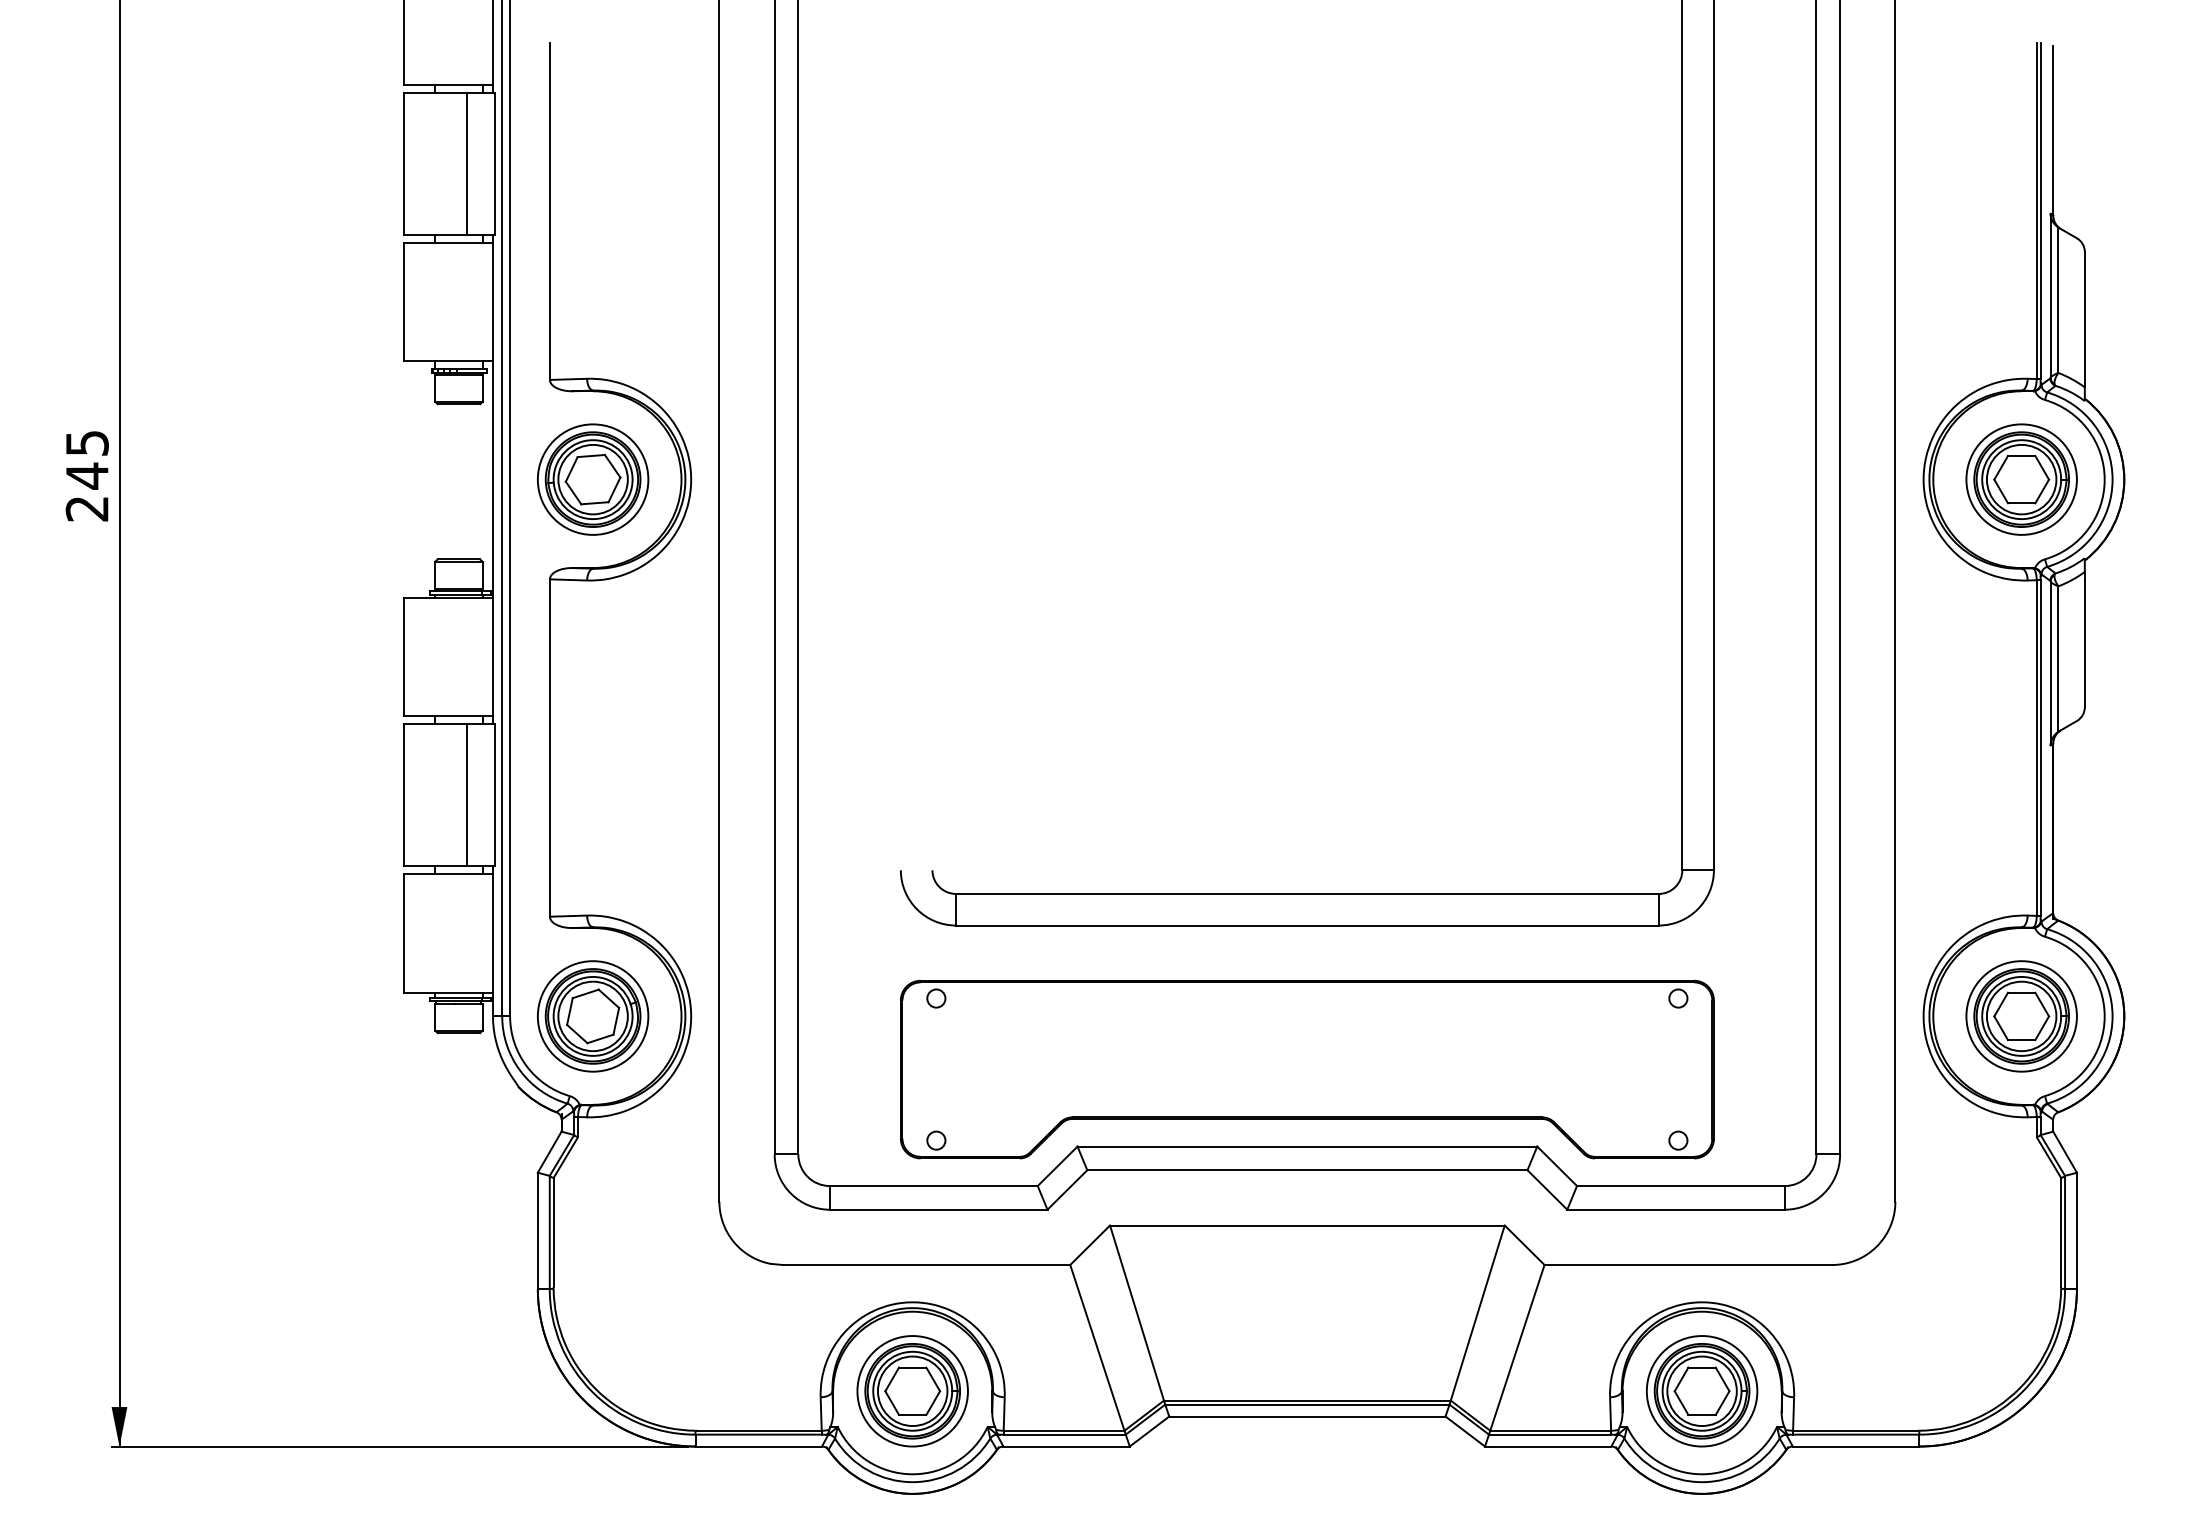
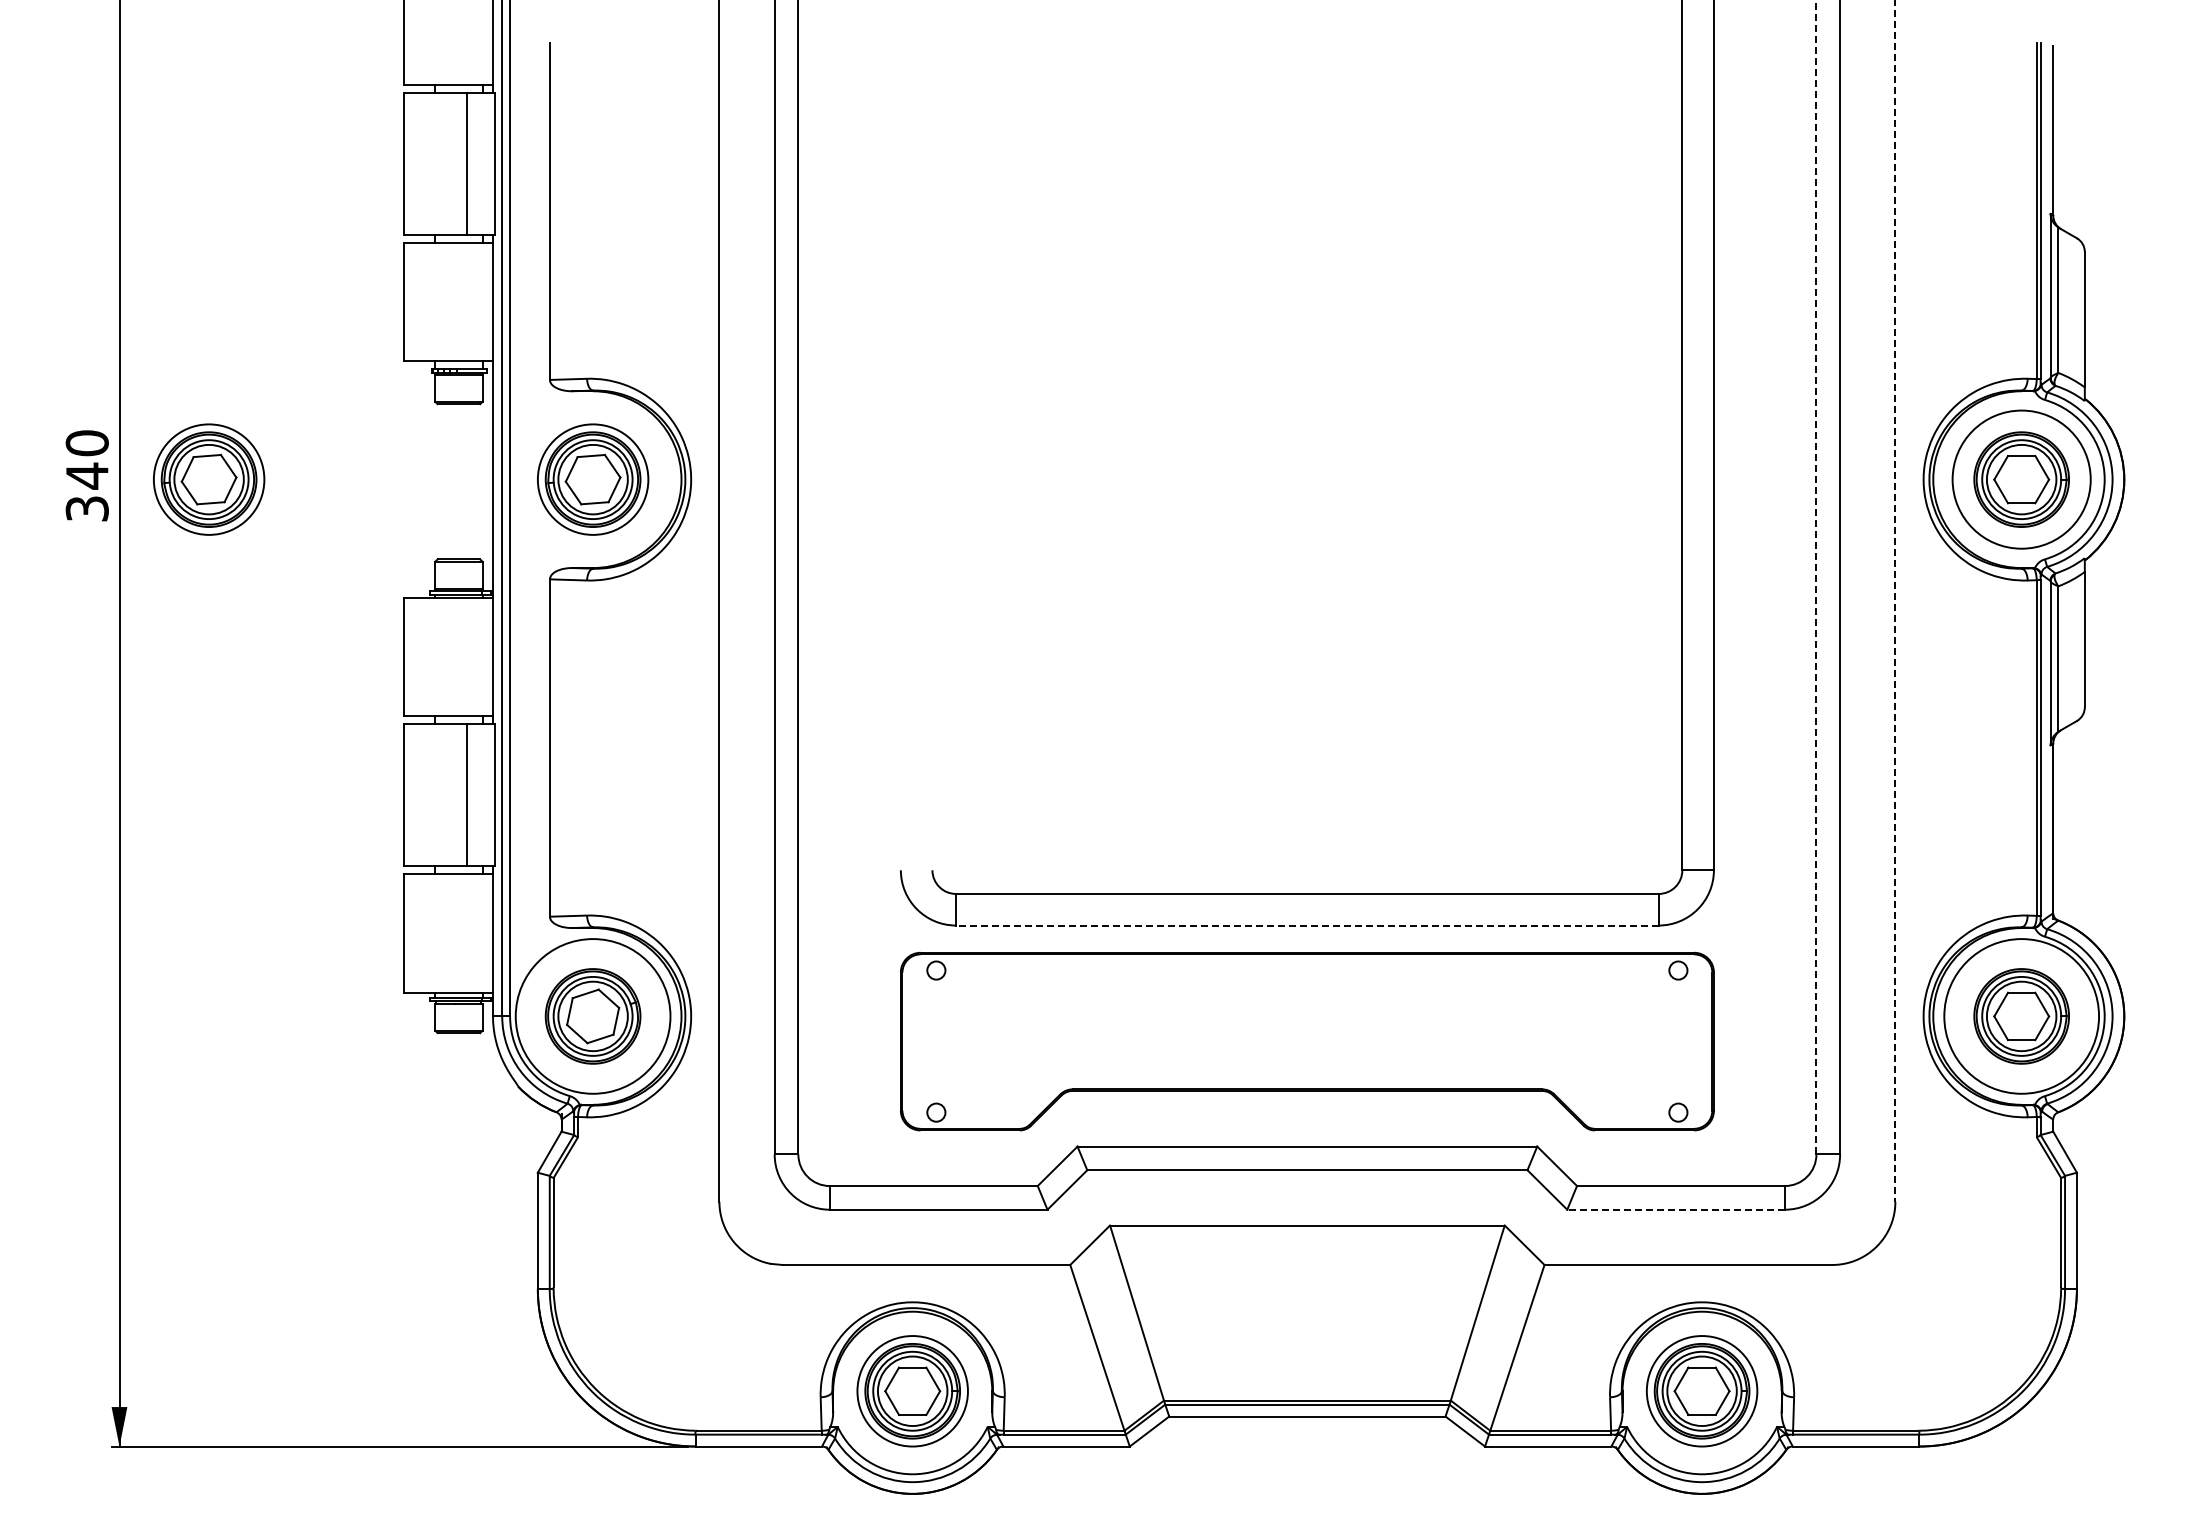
text: 245 -> 340 (86, 475)
part: none -> present (209, 479)
circle diameter: 111 px -> 138 px (2021, 479)
line: solid -> dashed (1816, 577)
line: solid -> dashed (1895, 601)
line: solid -> dashed (1306, 925)
circle diameter: 111 px -> 155 px (592, 1016)
circle diameter: 111 px -> 155 px (2021, 1016)
part position: (1307, 1069) -> (1307, 1041) (1307, 1041)
line: solid -> dashed (1676, 1209)
